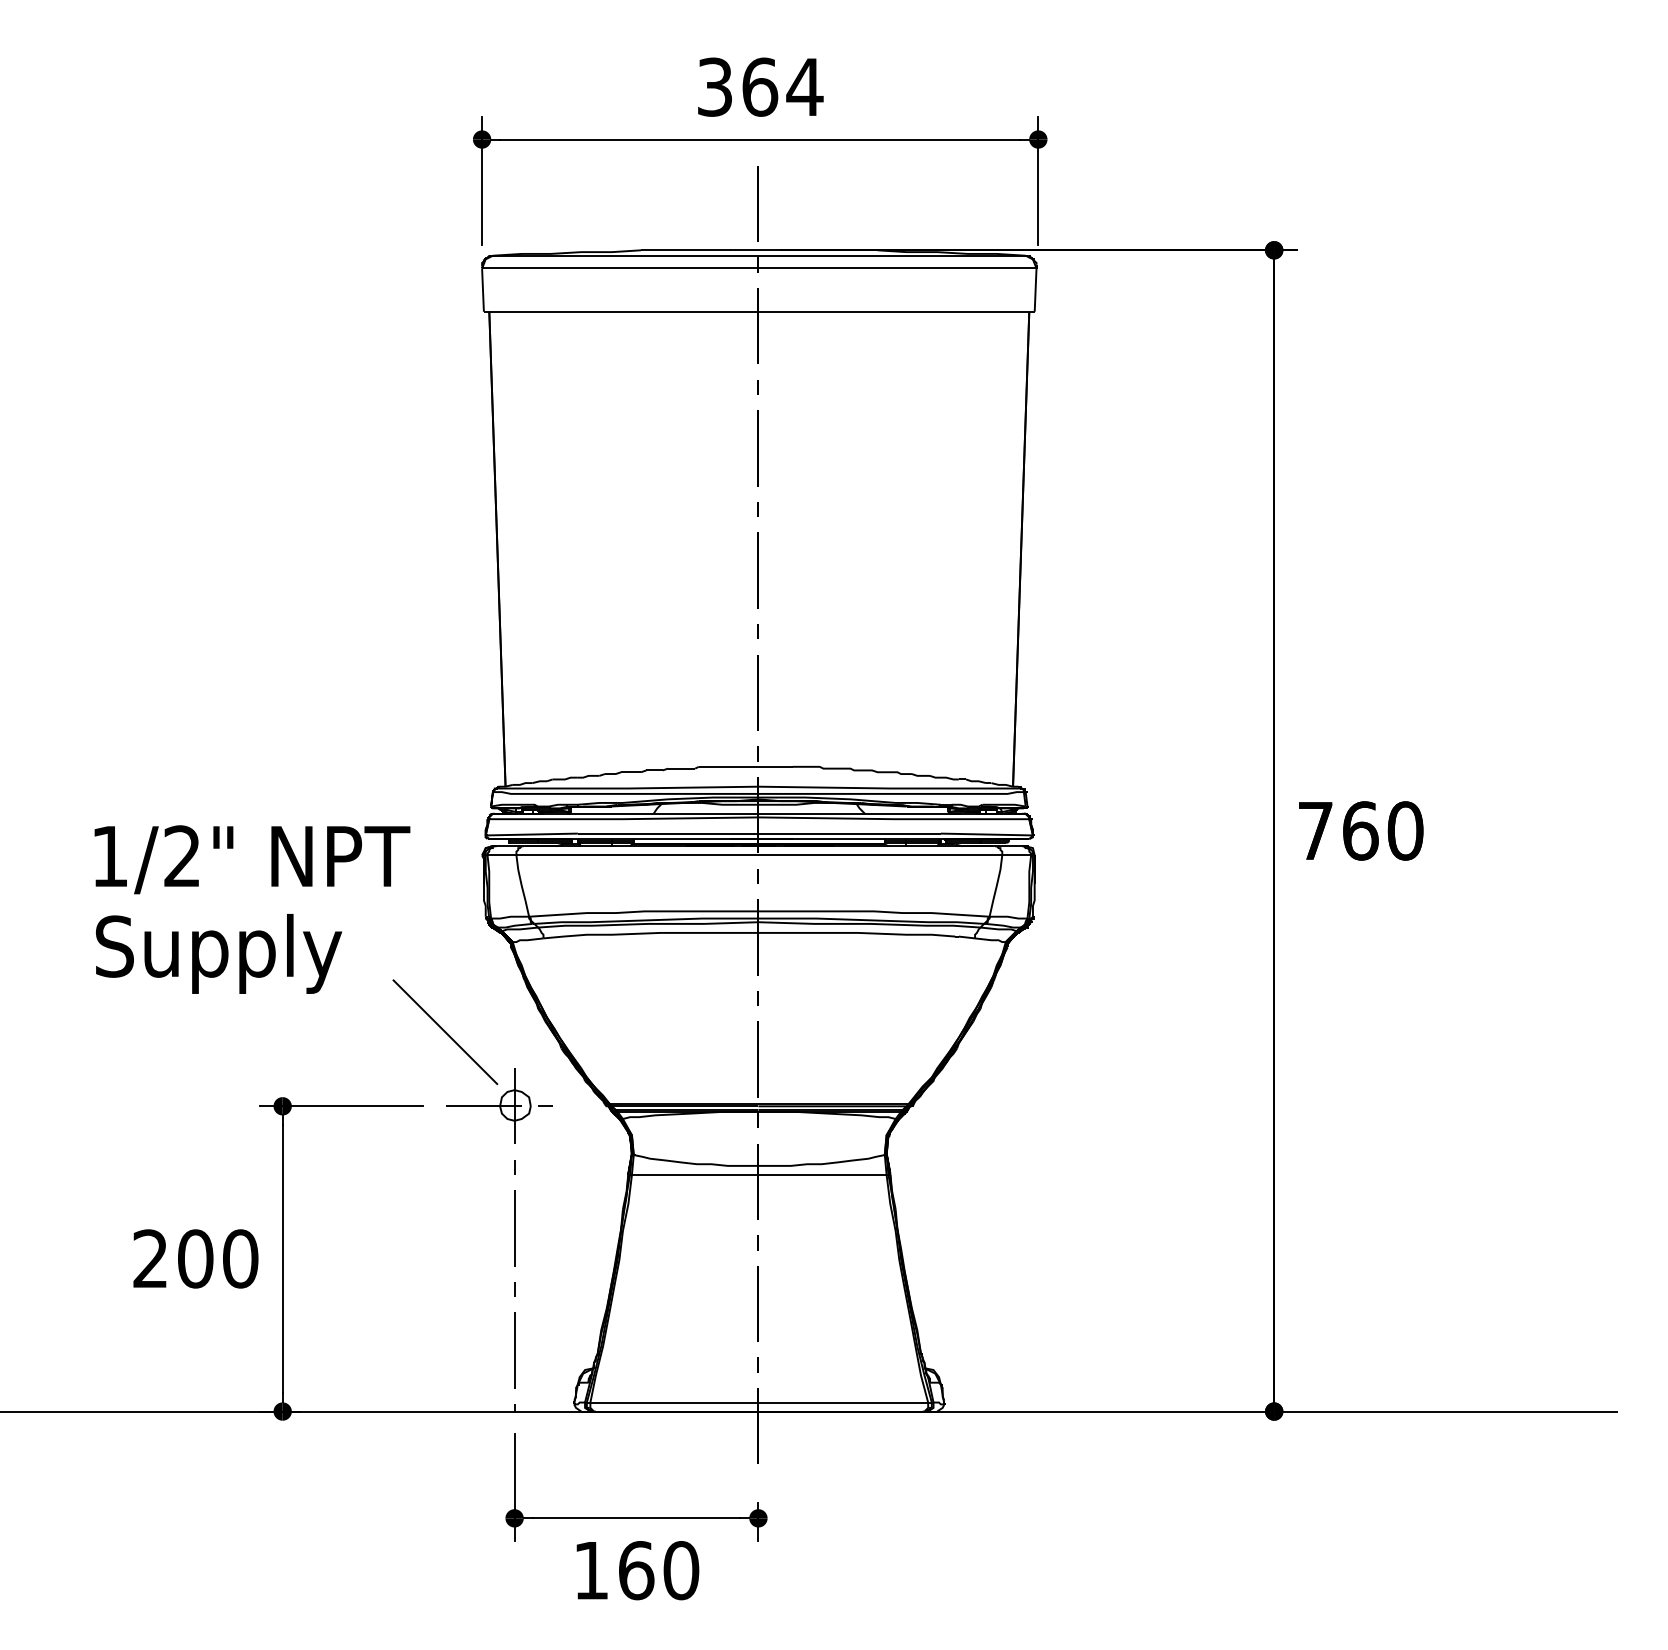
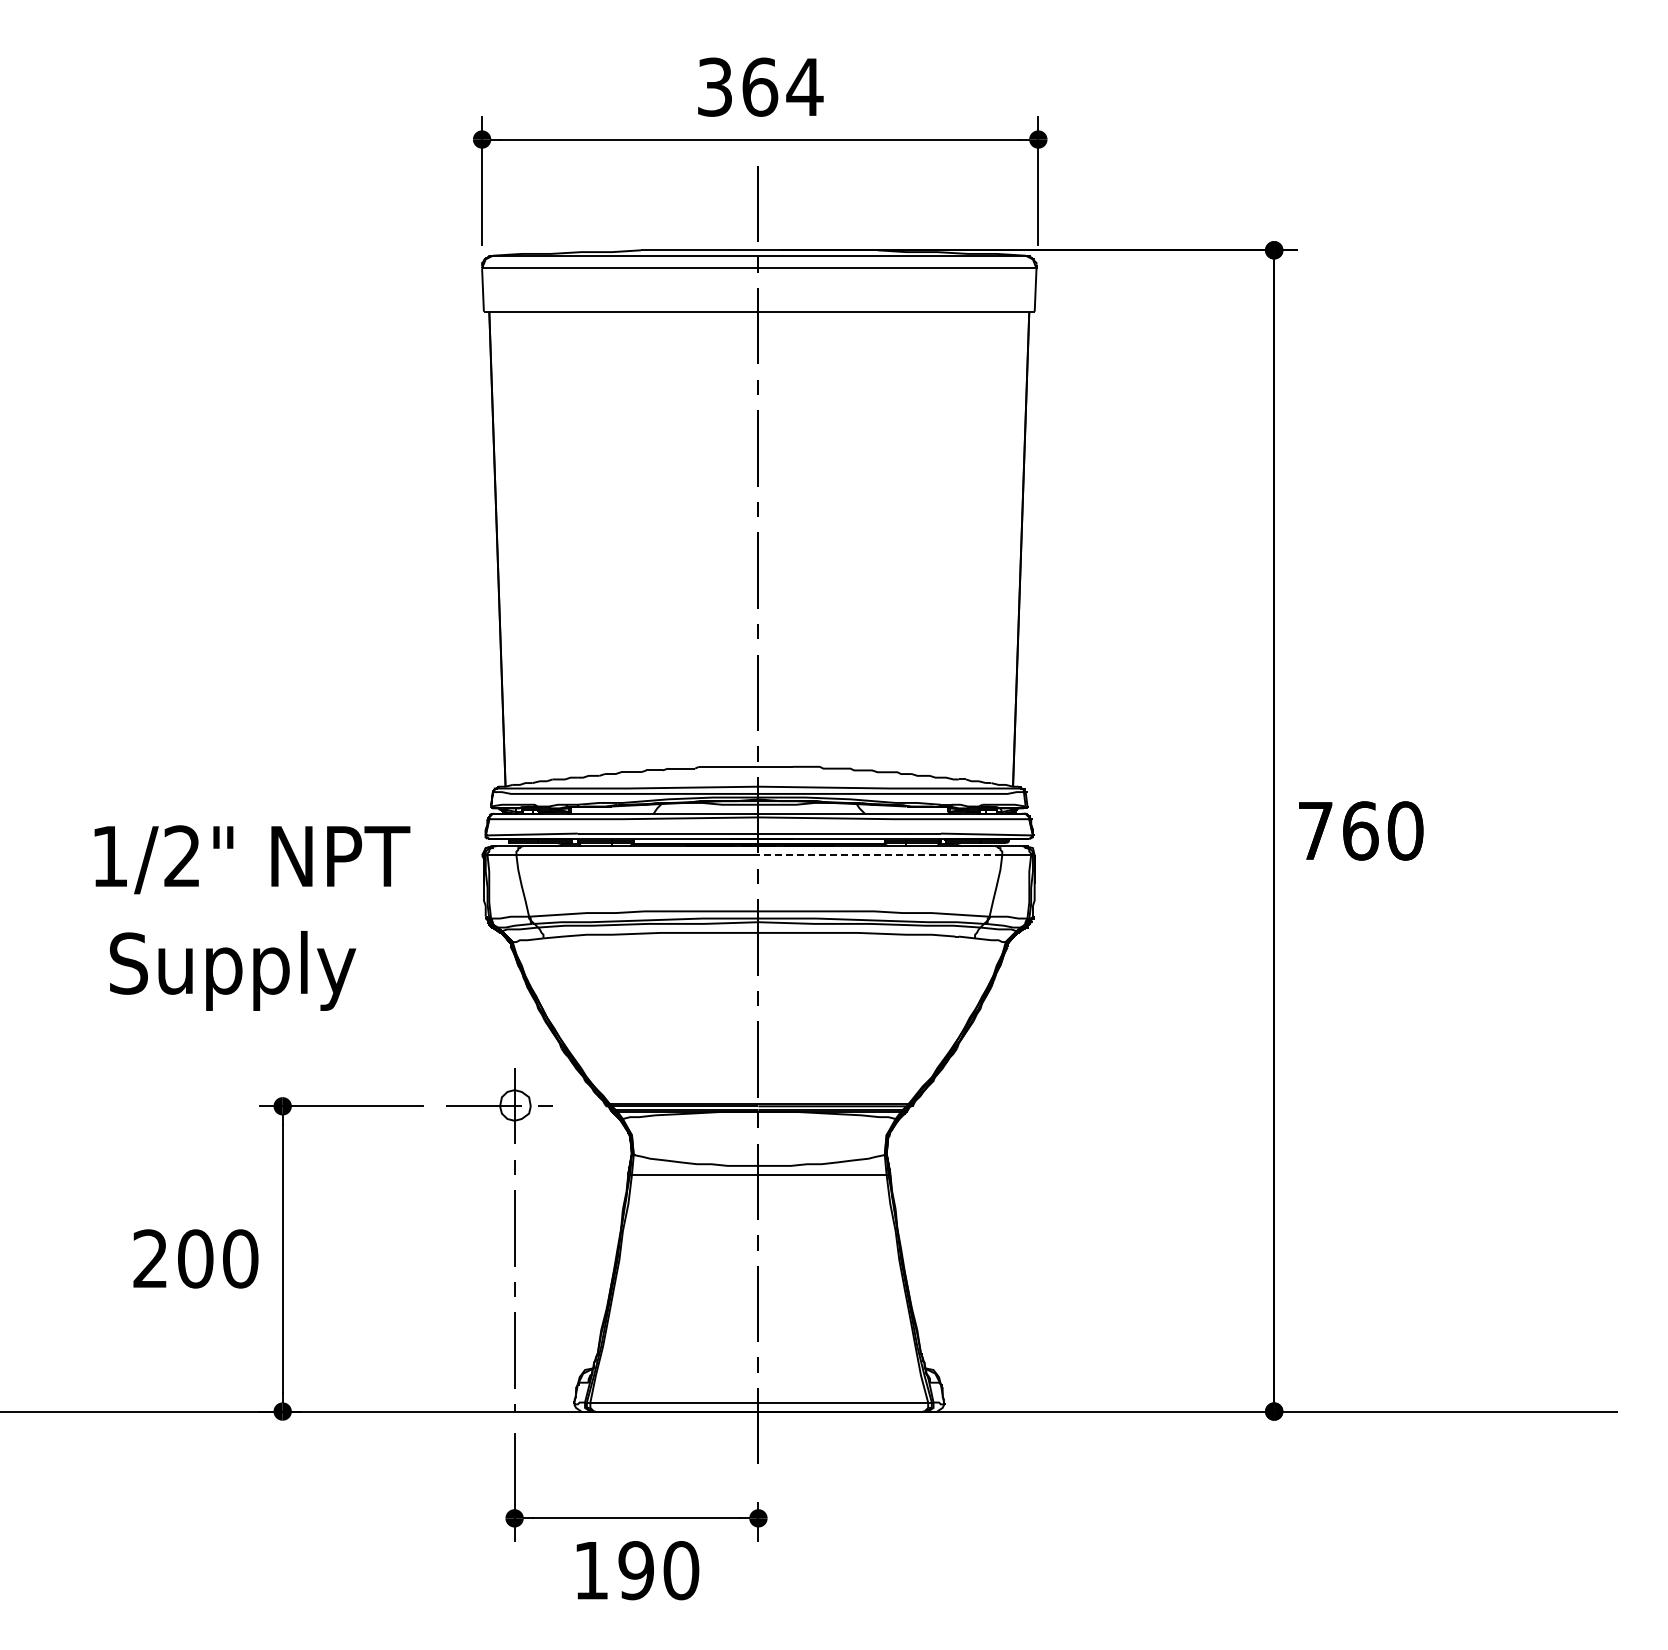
line: solid -> dashed (880, 855)
text position: (219, 953) -> (233, 970) (233, 970)
line: present -> none (445, 1032)
text: 160 -> 190 (636, 1570)
